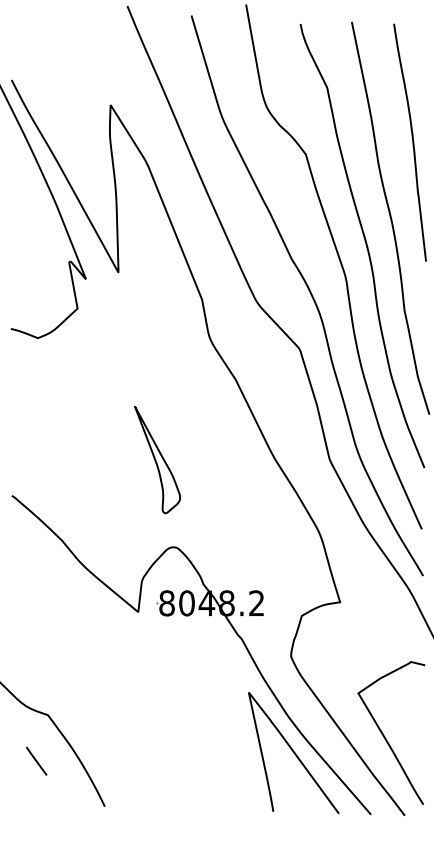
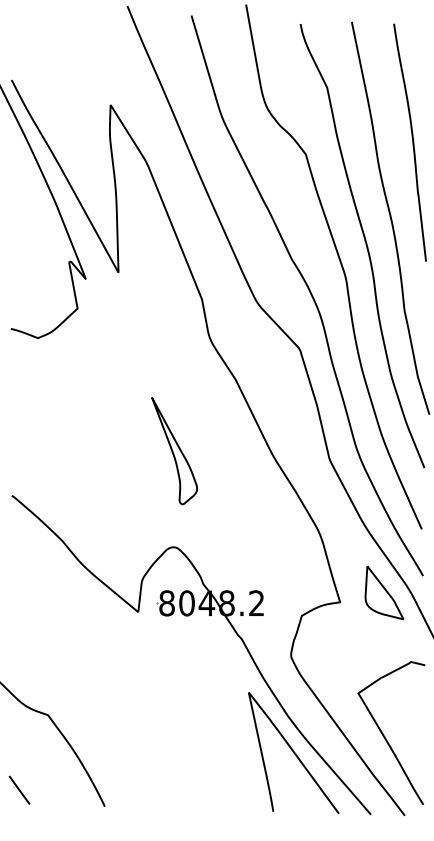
part position: (157, 460) -> (174, 451) (174, 451)
part: none -> present (384, 593)
line position: (36, 760) -> (19, 789) (19, 789)
